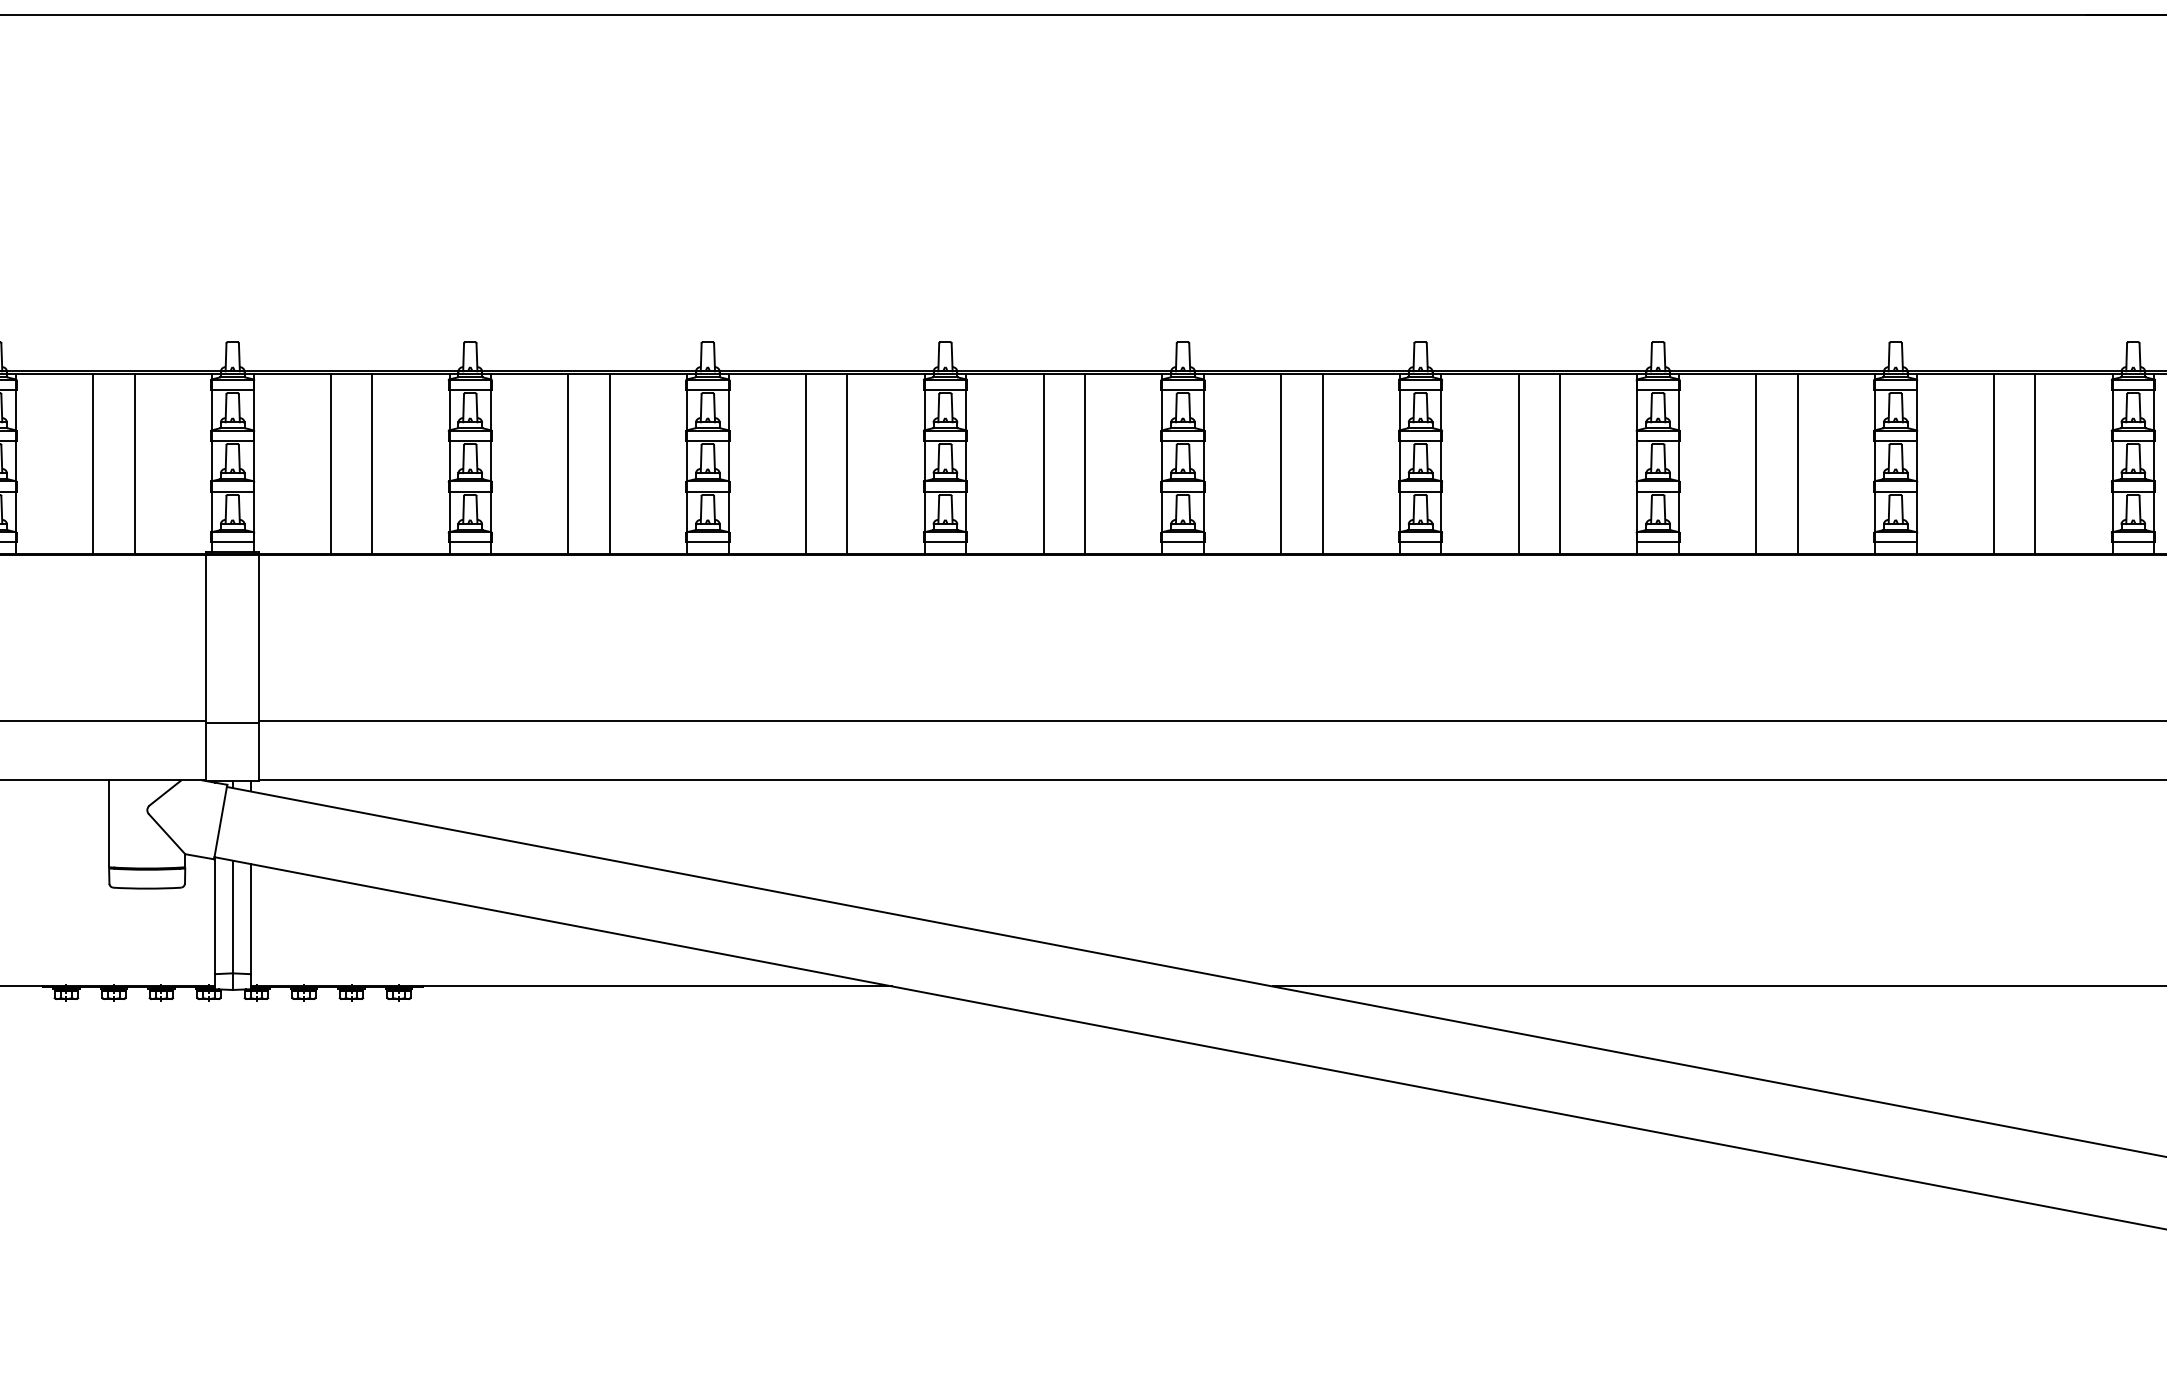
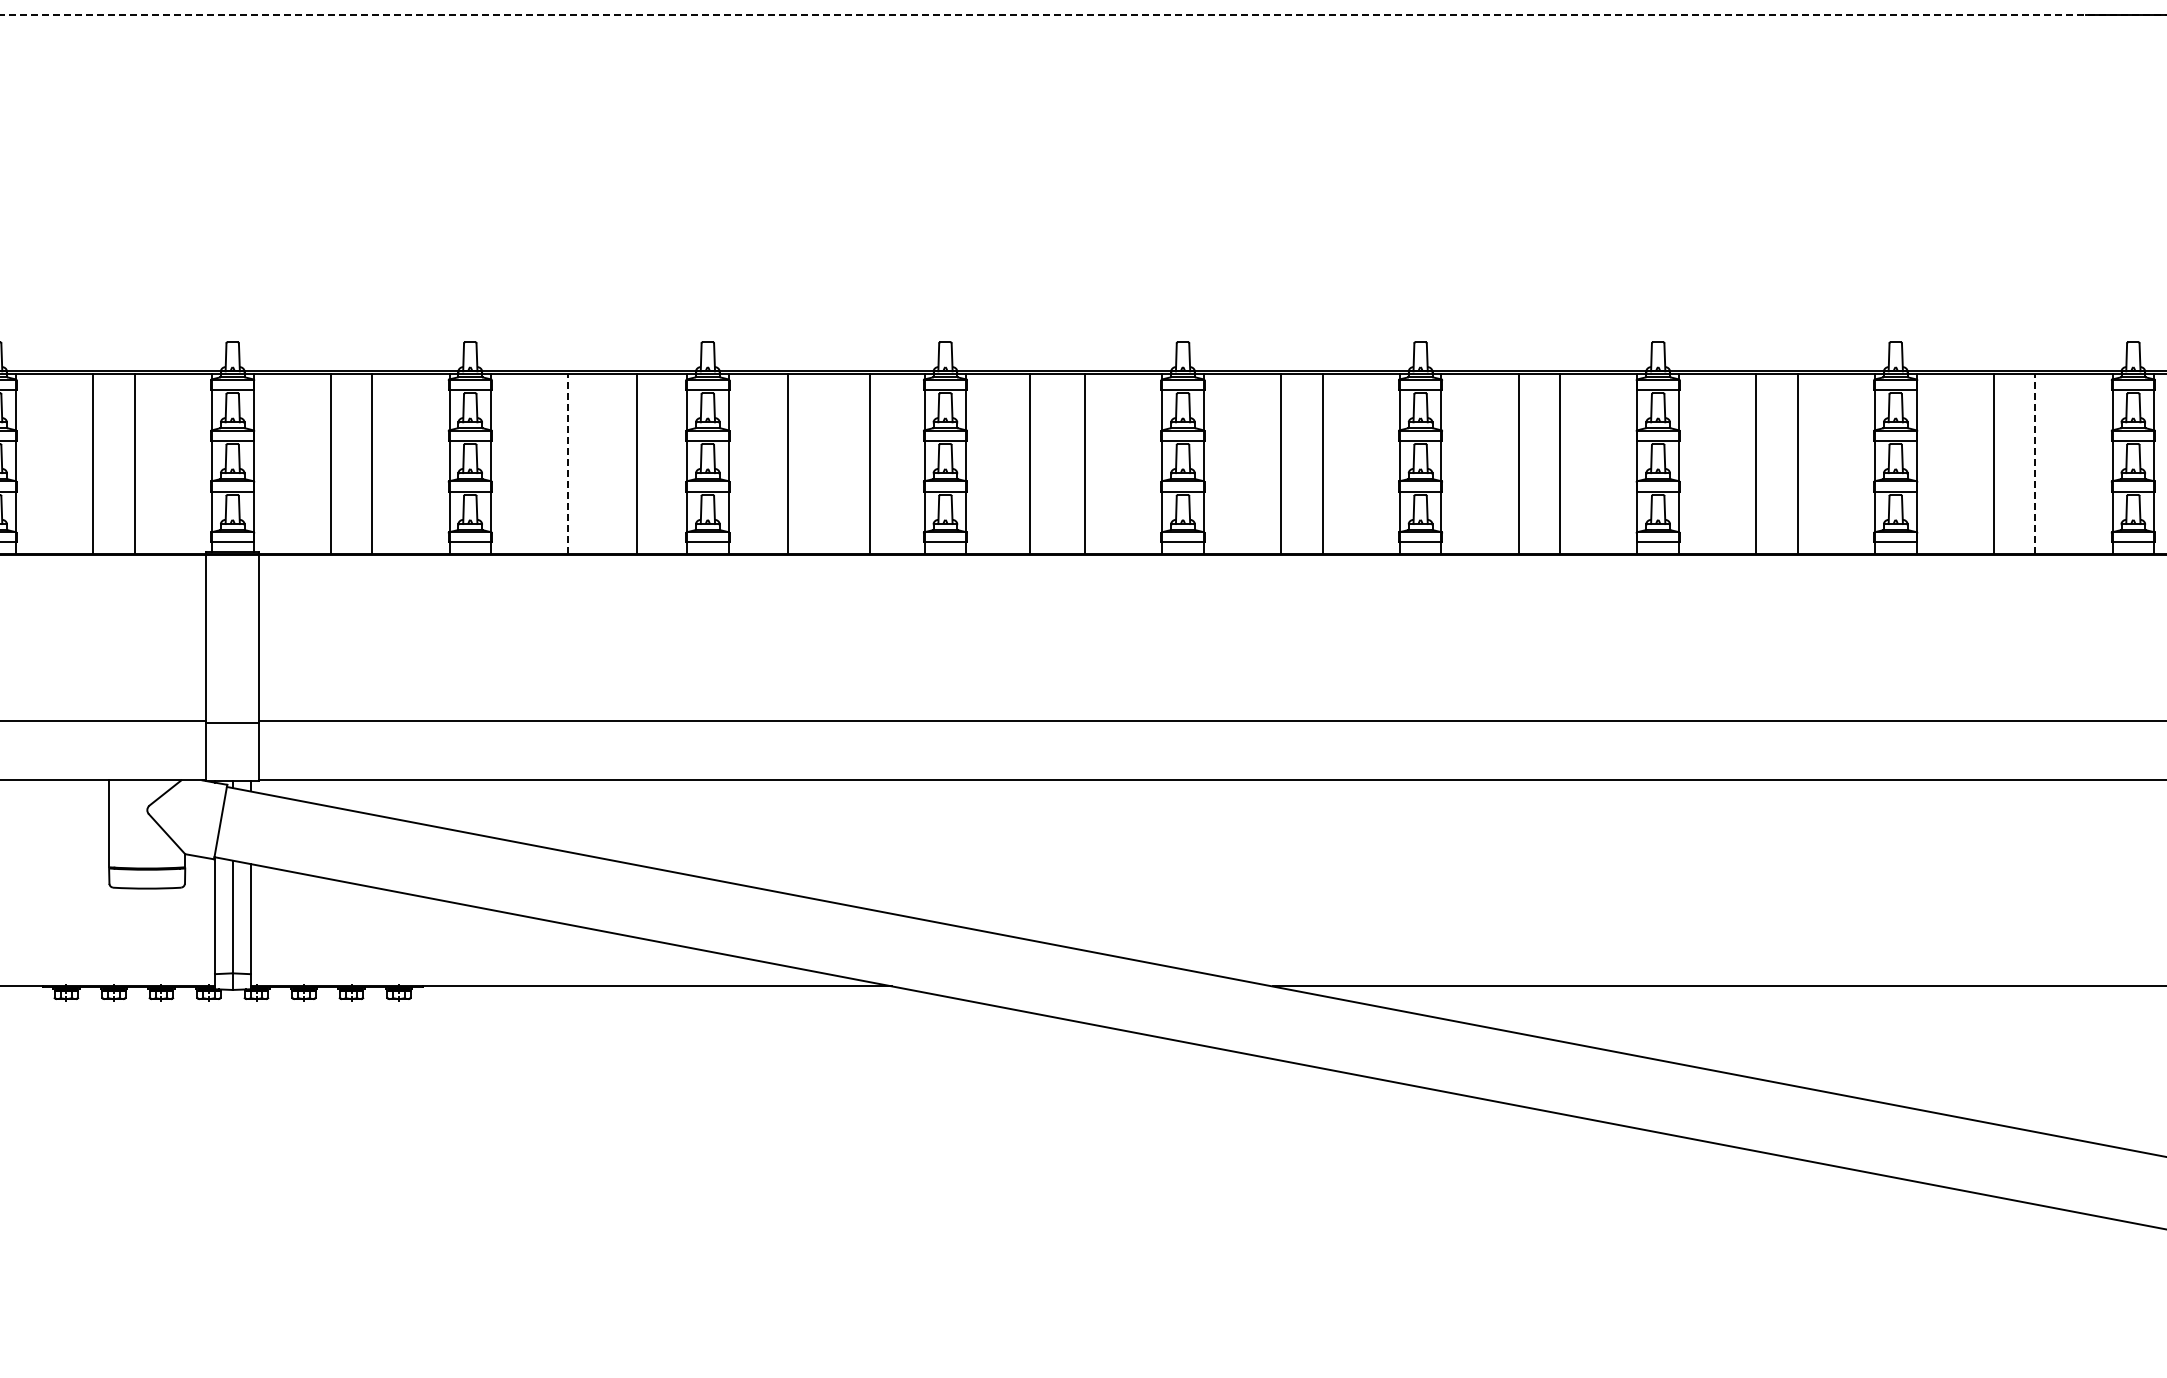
line: solid -> dashed (1084, 14)
line: solid -> dashed (568, 463)
line position: (609, 463) -> (636, 463) (636, 463)
line position: (805, 463) -> (787, 463) (787, 463)
line position: (847, 463) -> (870, 463) (870, 463)
line position: (1043, 463) -> (1029, 463) (1029, 463)
line: solid -> dashed (2035, 463)
